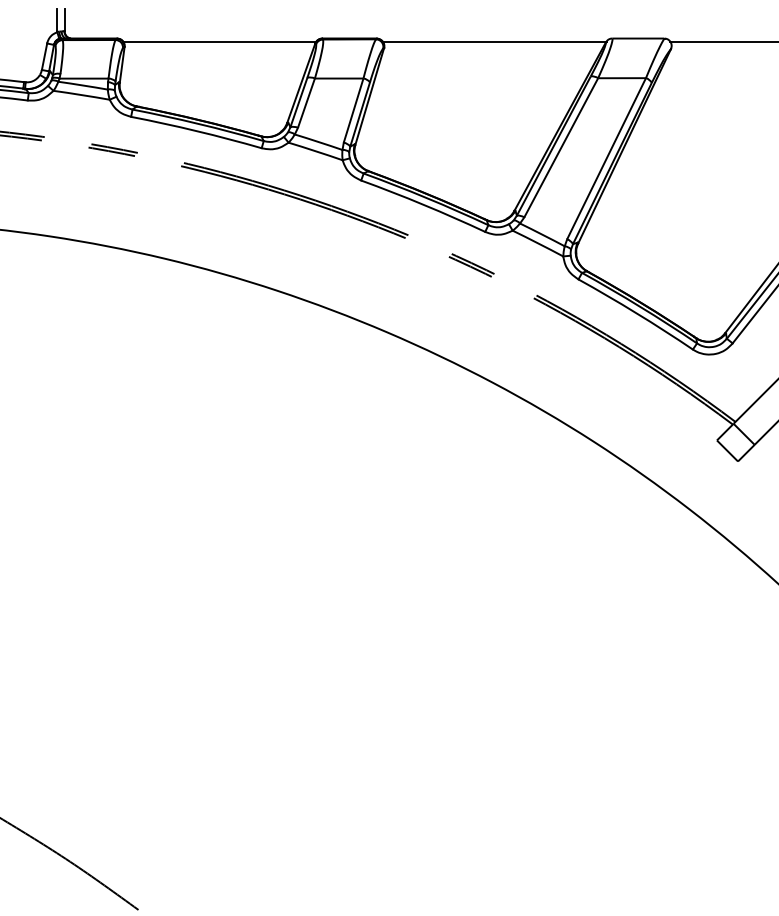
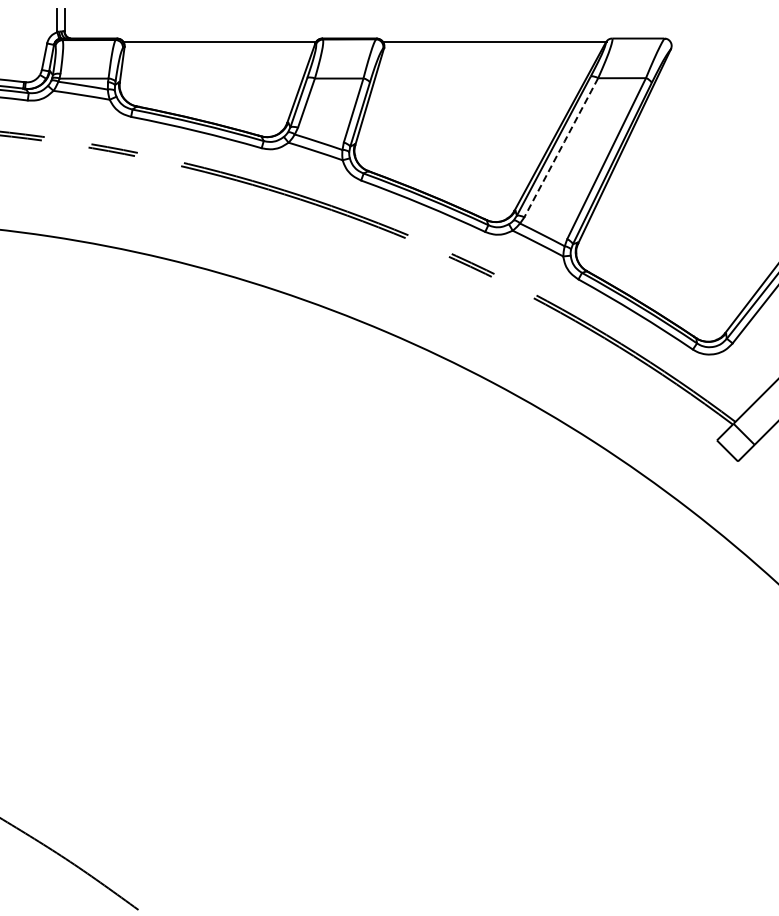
line: present -> none (722, 41)
line: solid -> dashed (561, 147)
